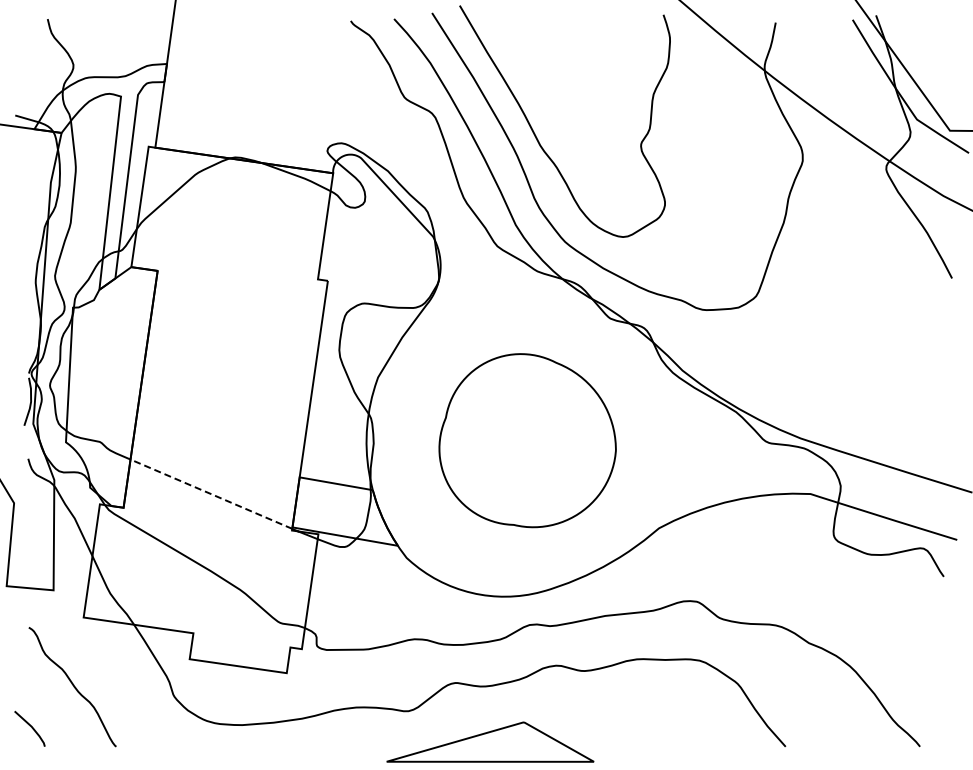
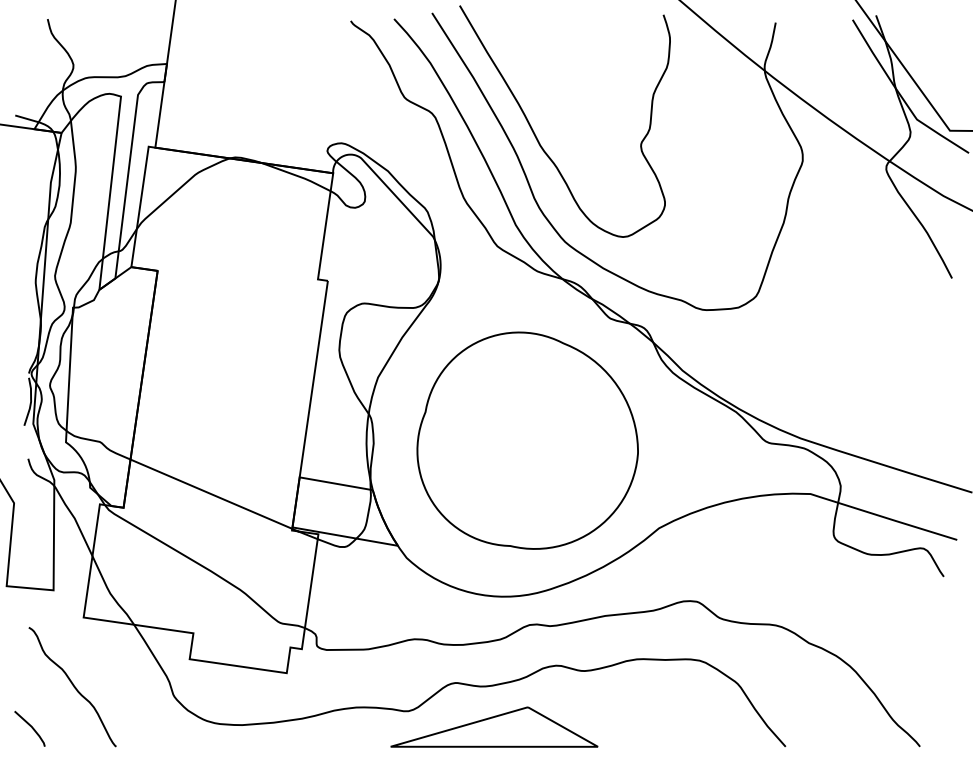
part size: 179x176 px -> 223x219 px (527, 440)
line: dashed -> solid (211, 494)
part position: (490, 741) -> (494, 726) (494, 726)
